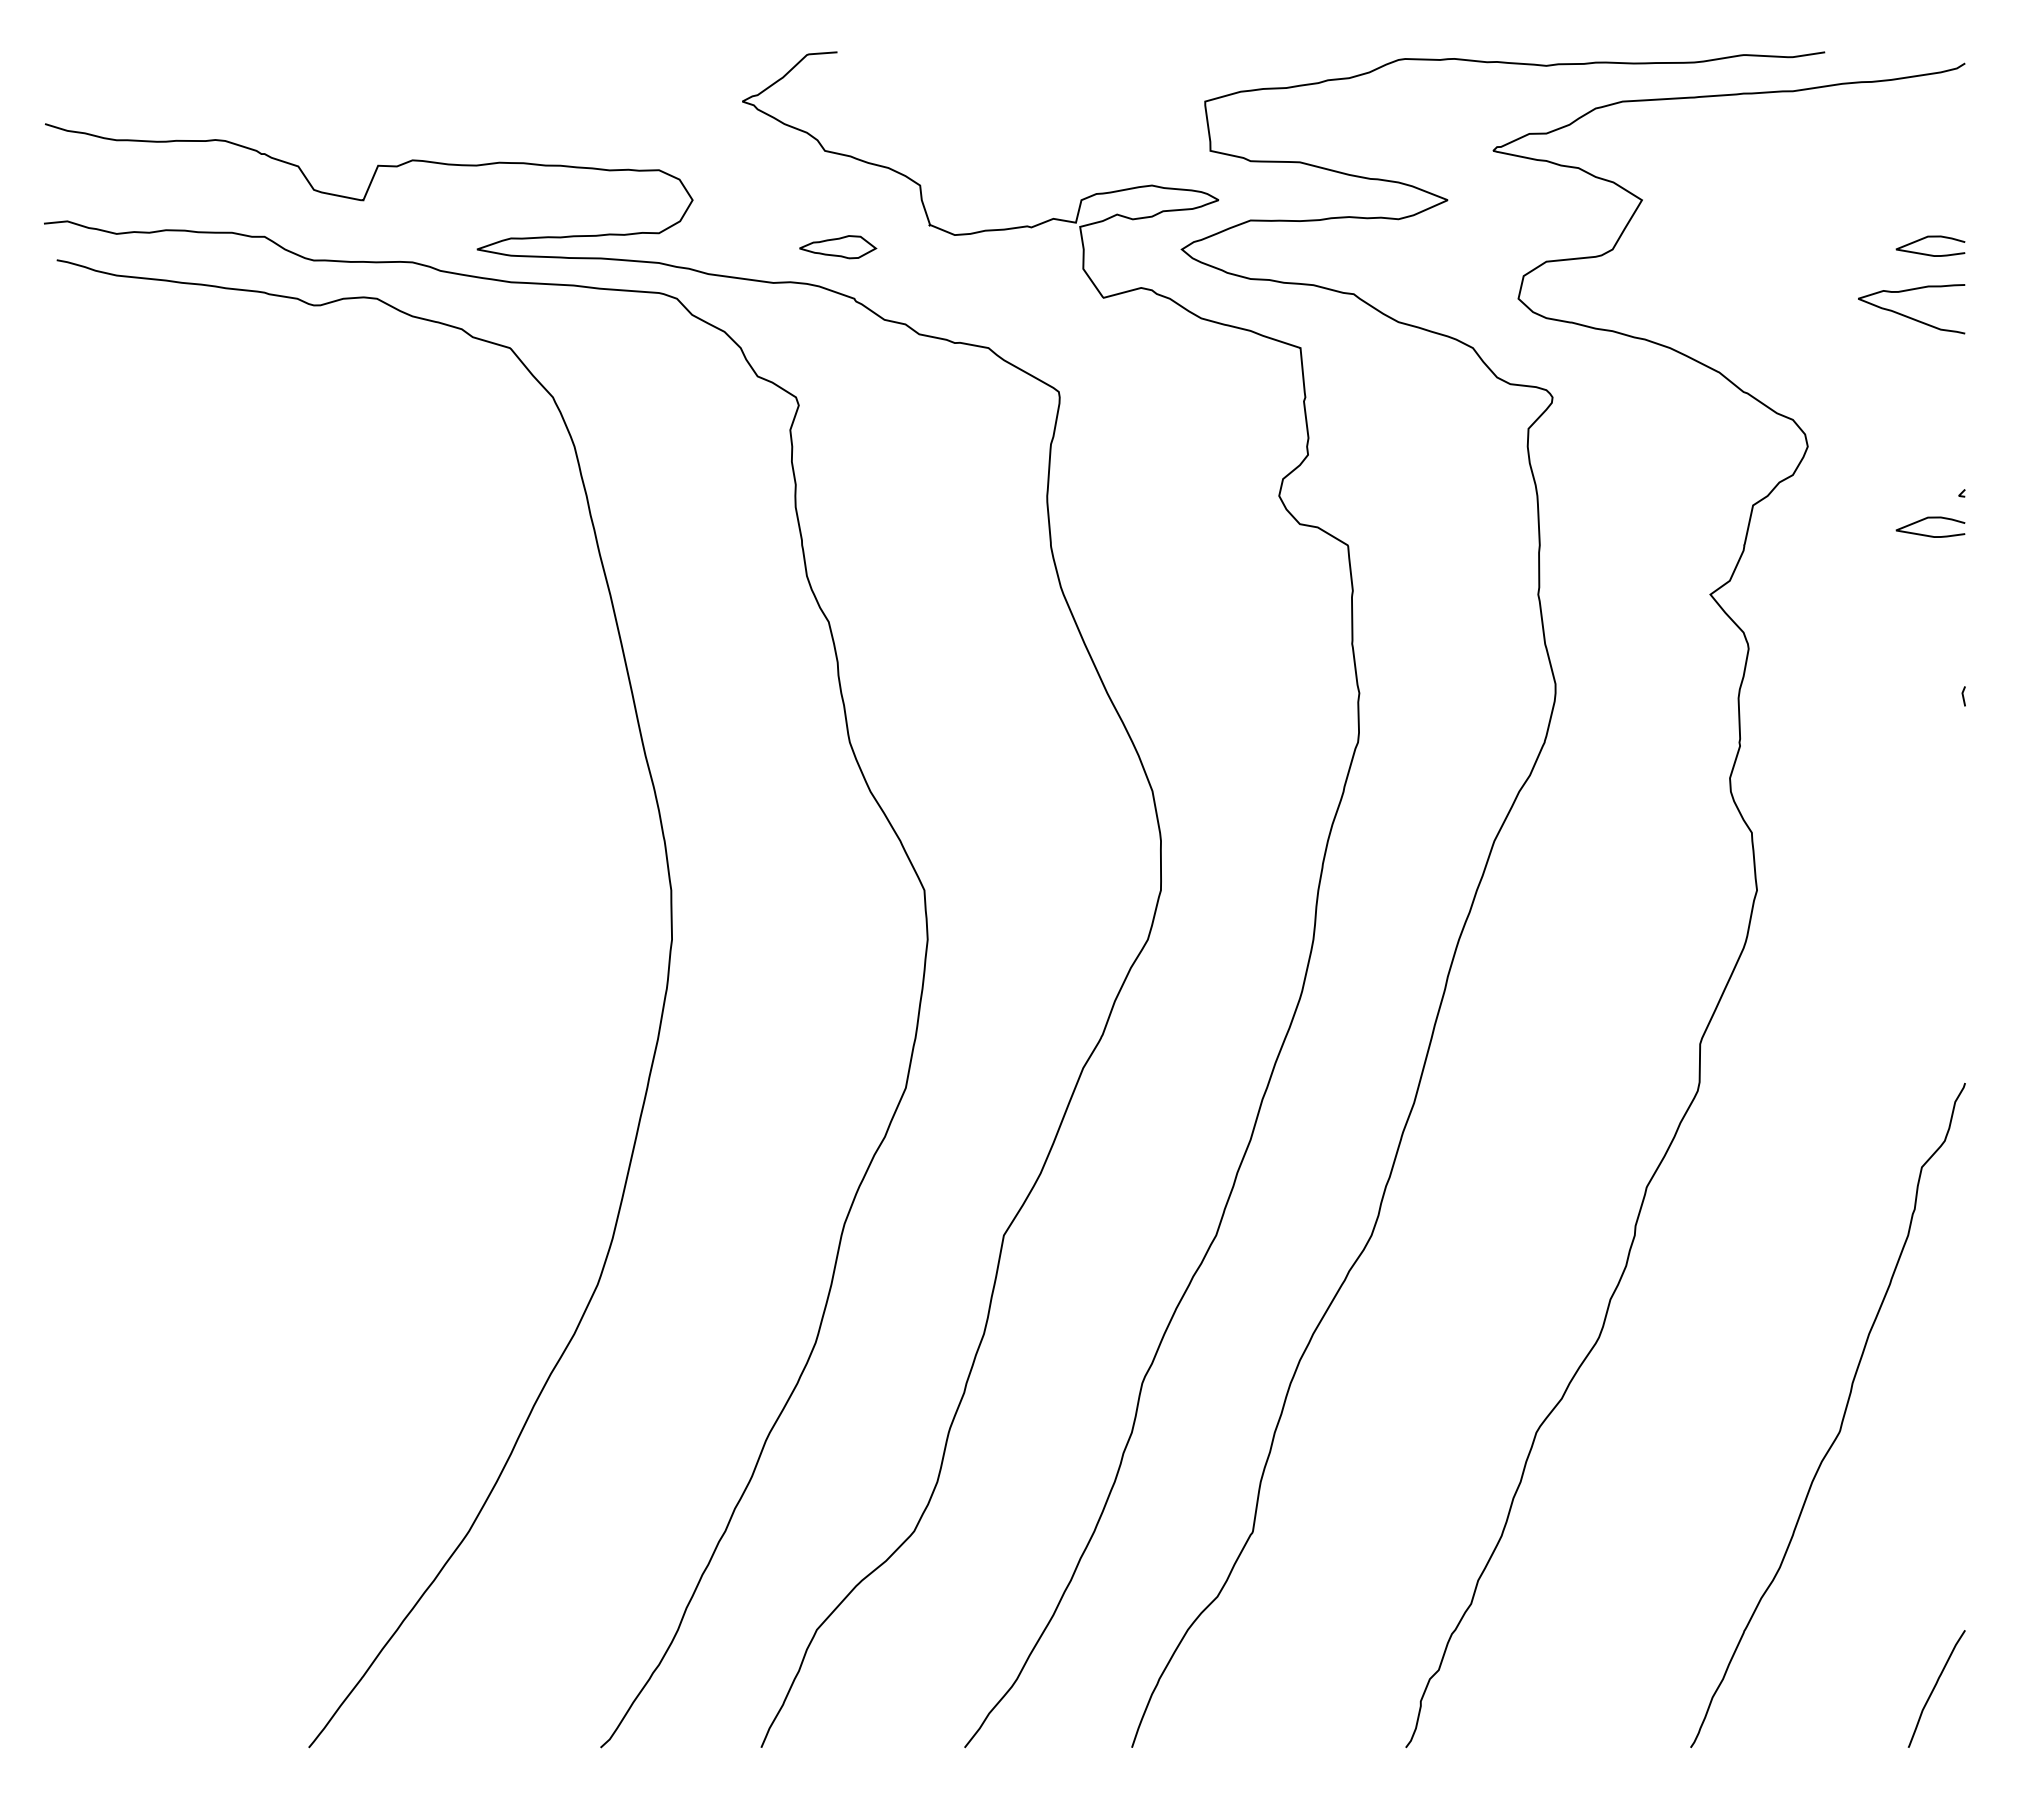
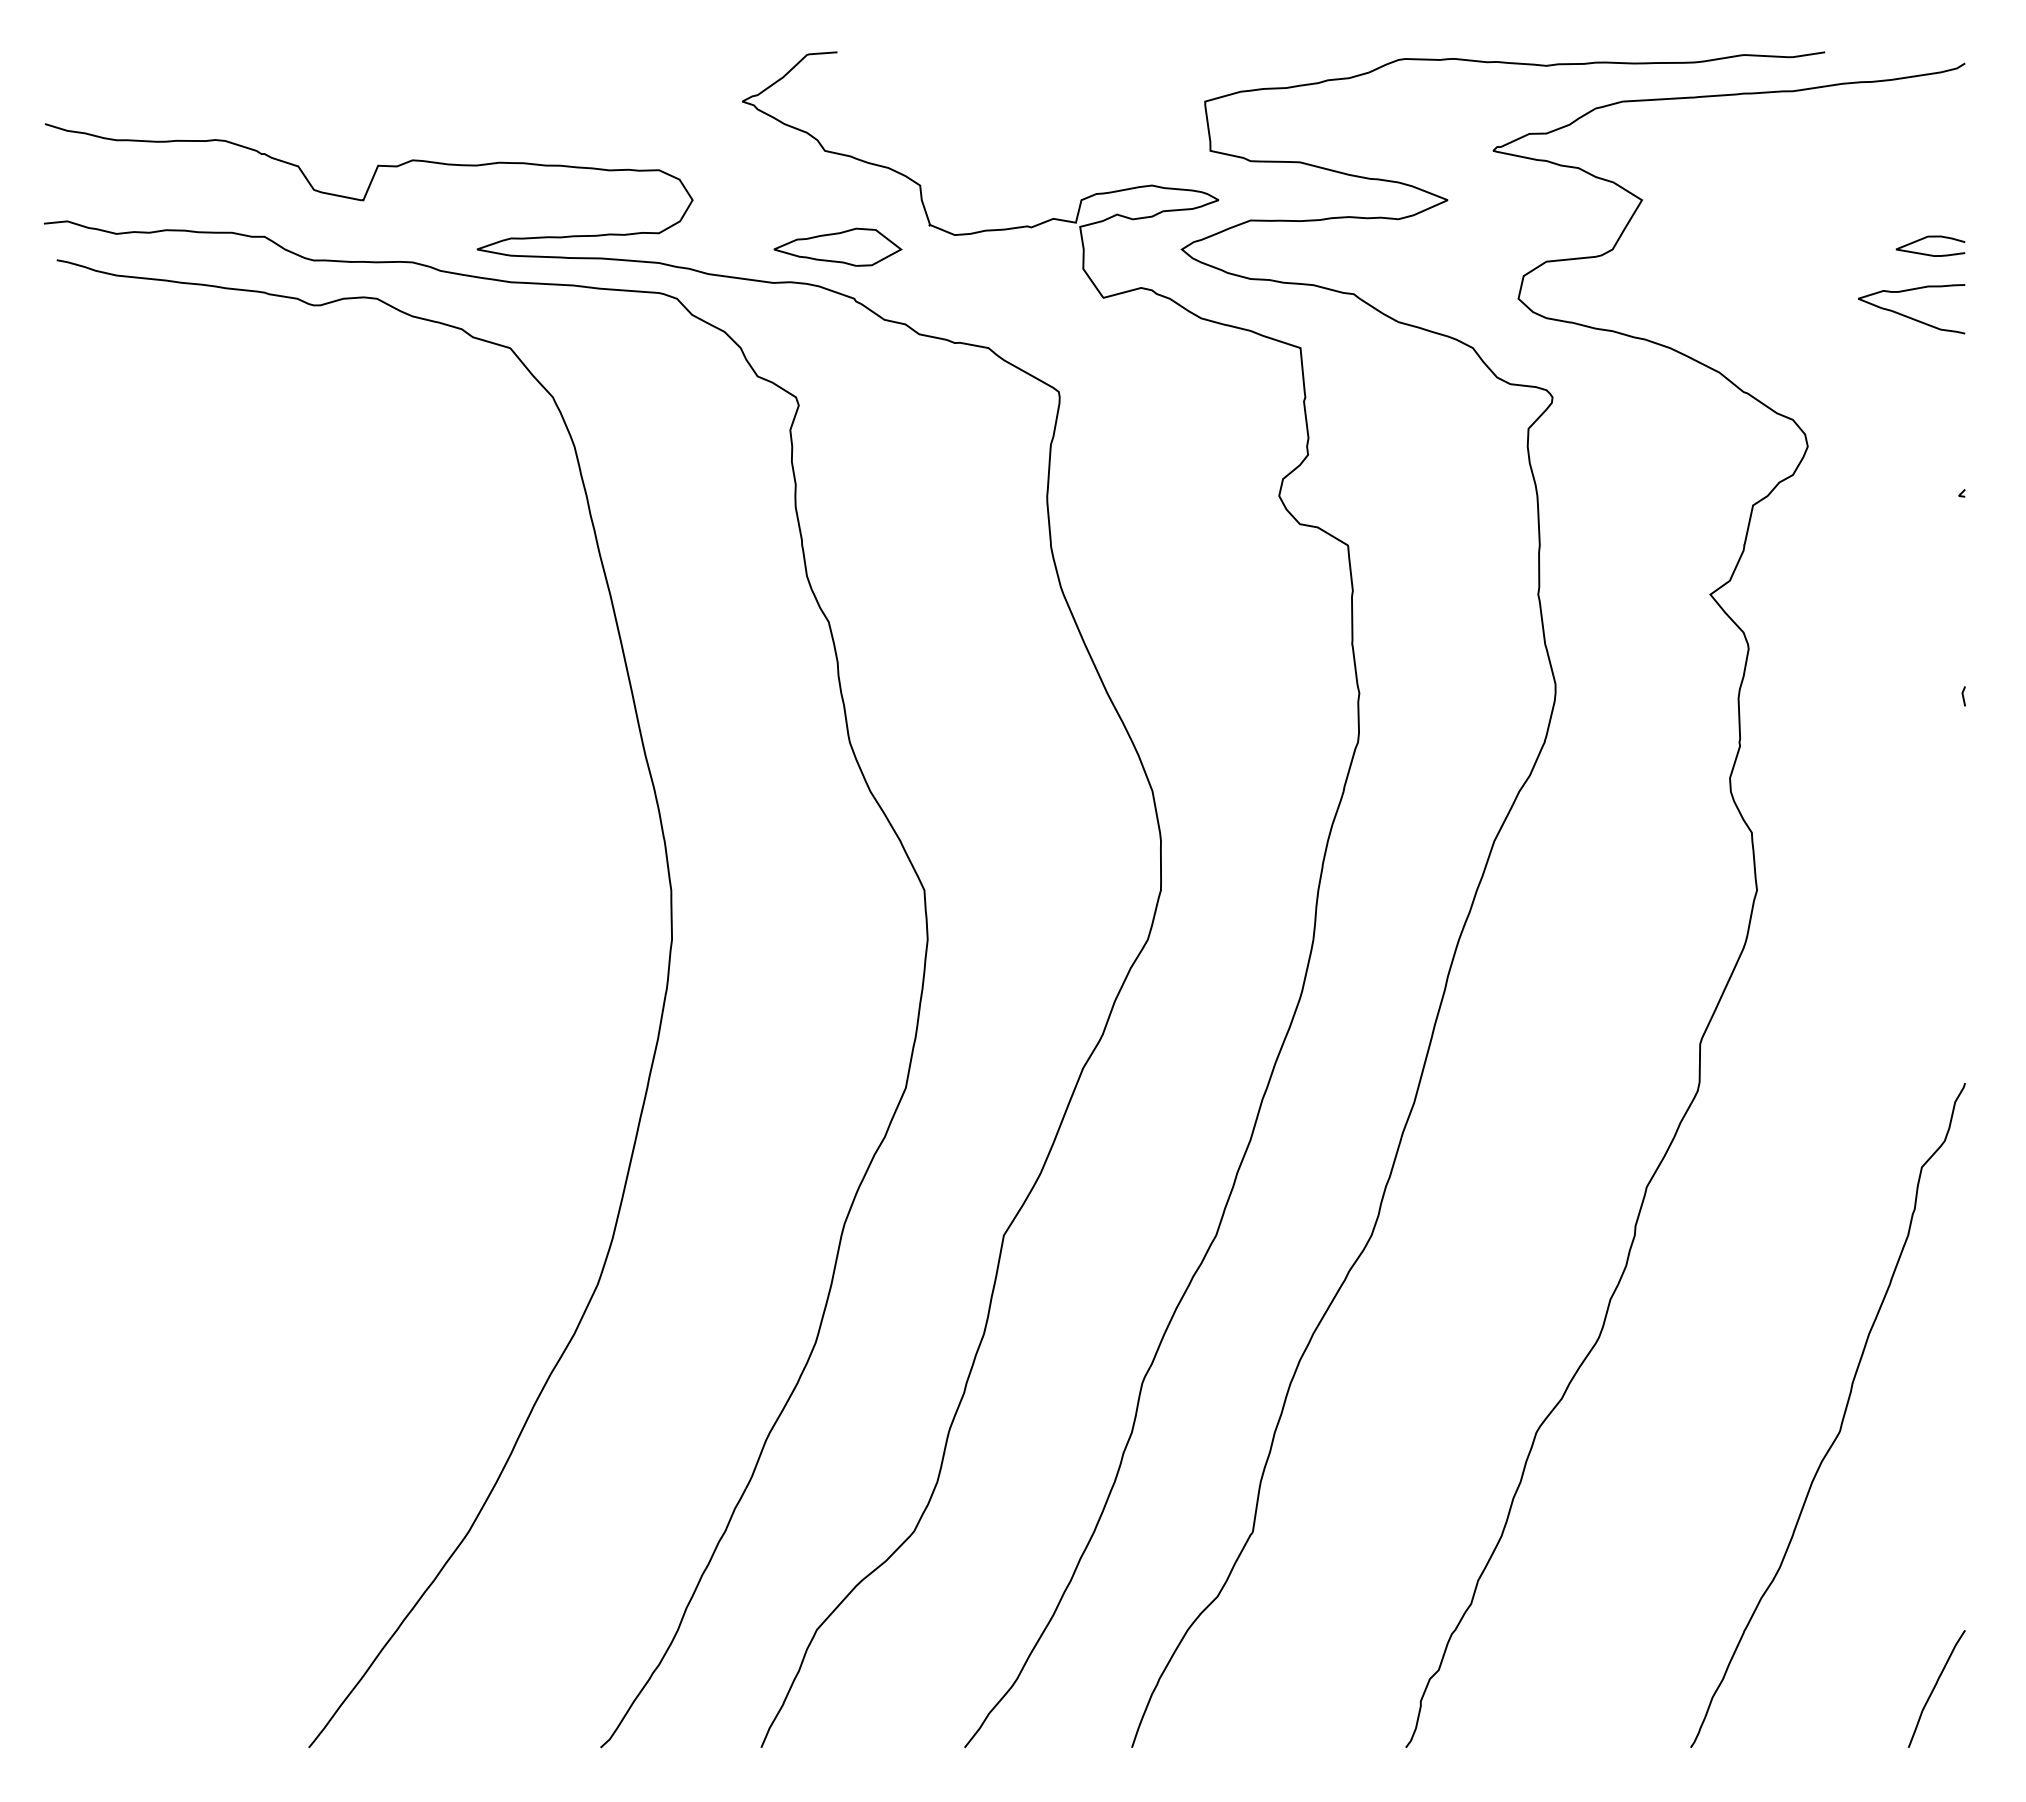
part size: 79x25 px -> 130x40 px (837, 246)
curve: present -> none (1930, 518)
